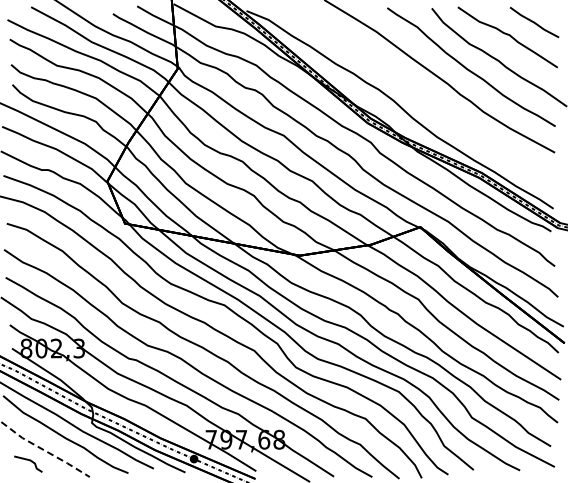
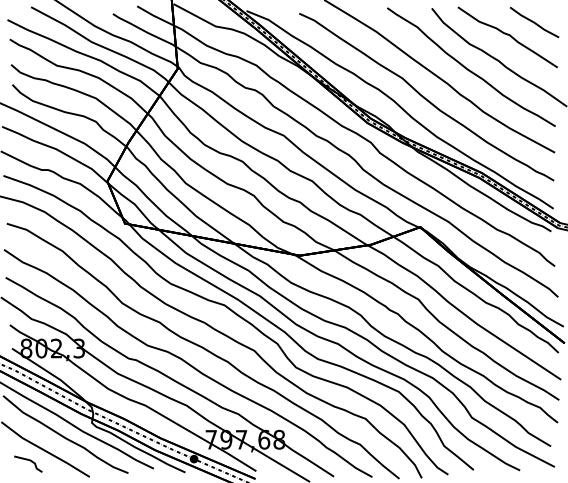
curve: none -> present (425, 97)
line: dashed -> solid (44, 450)
